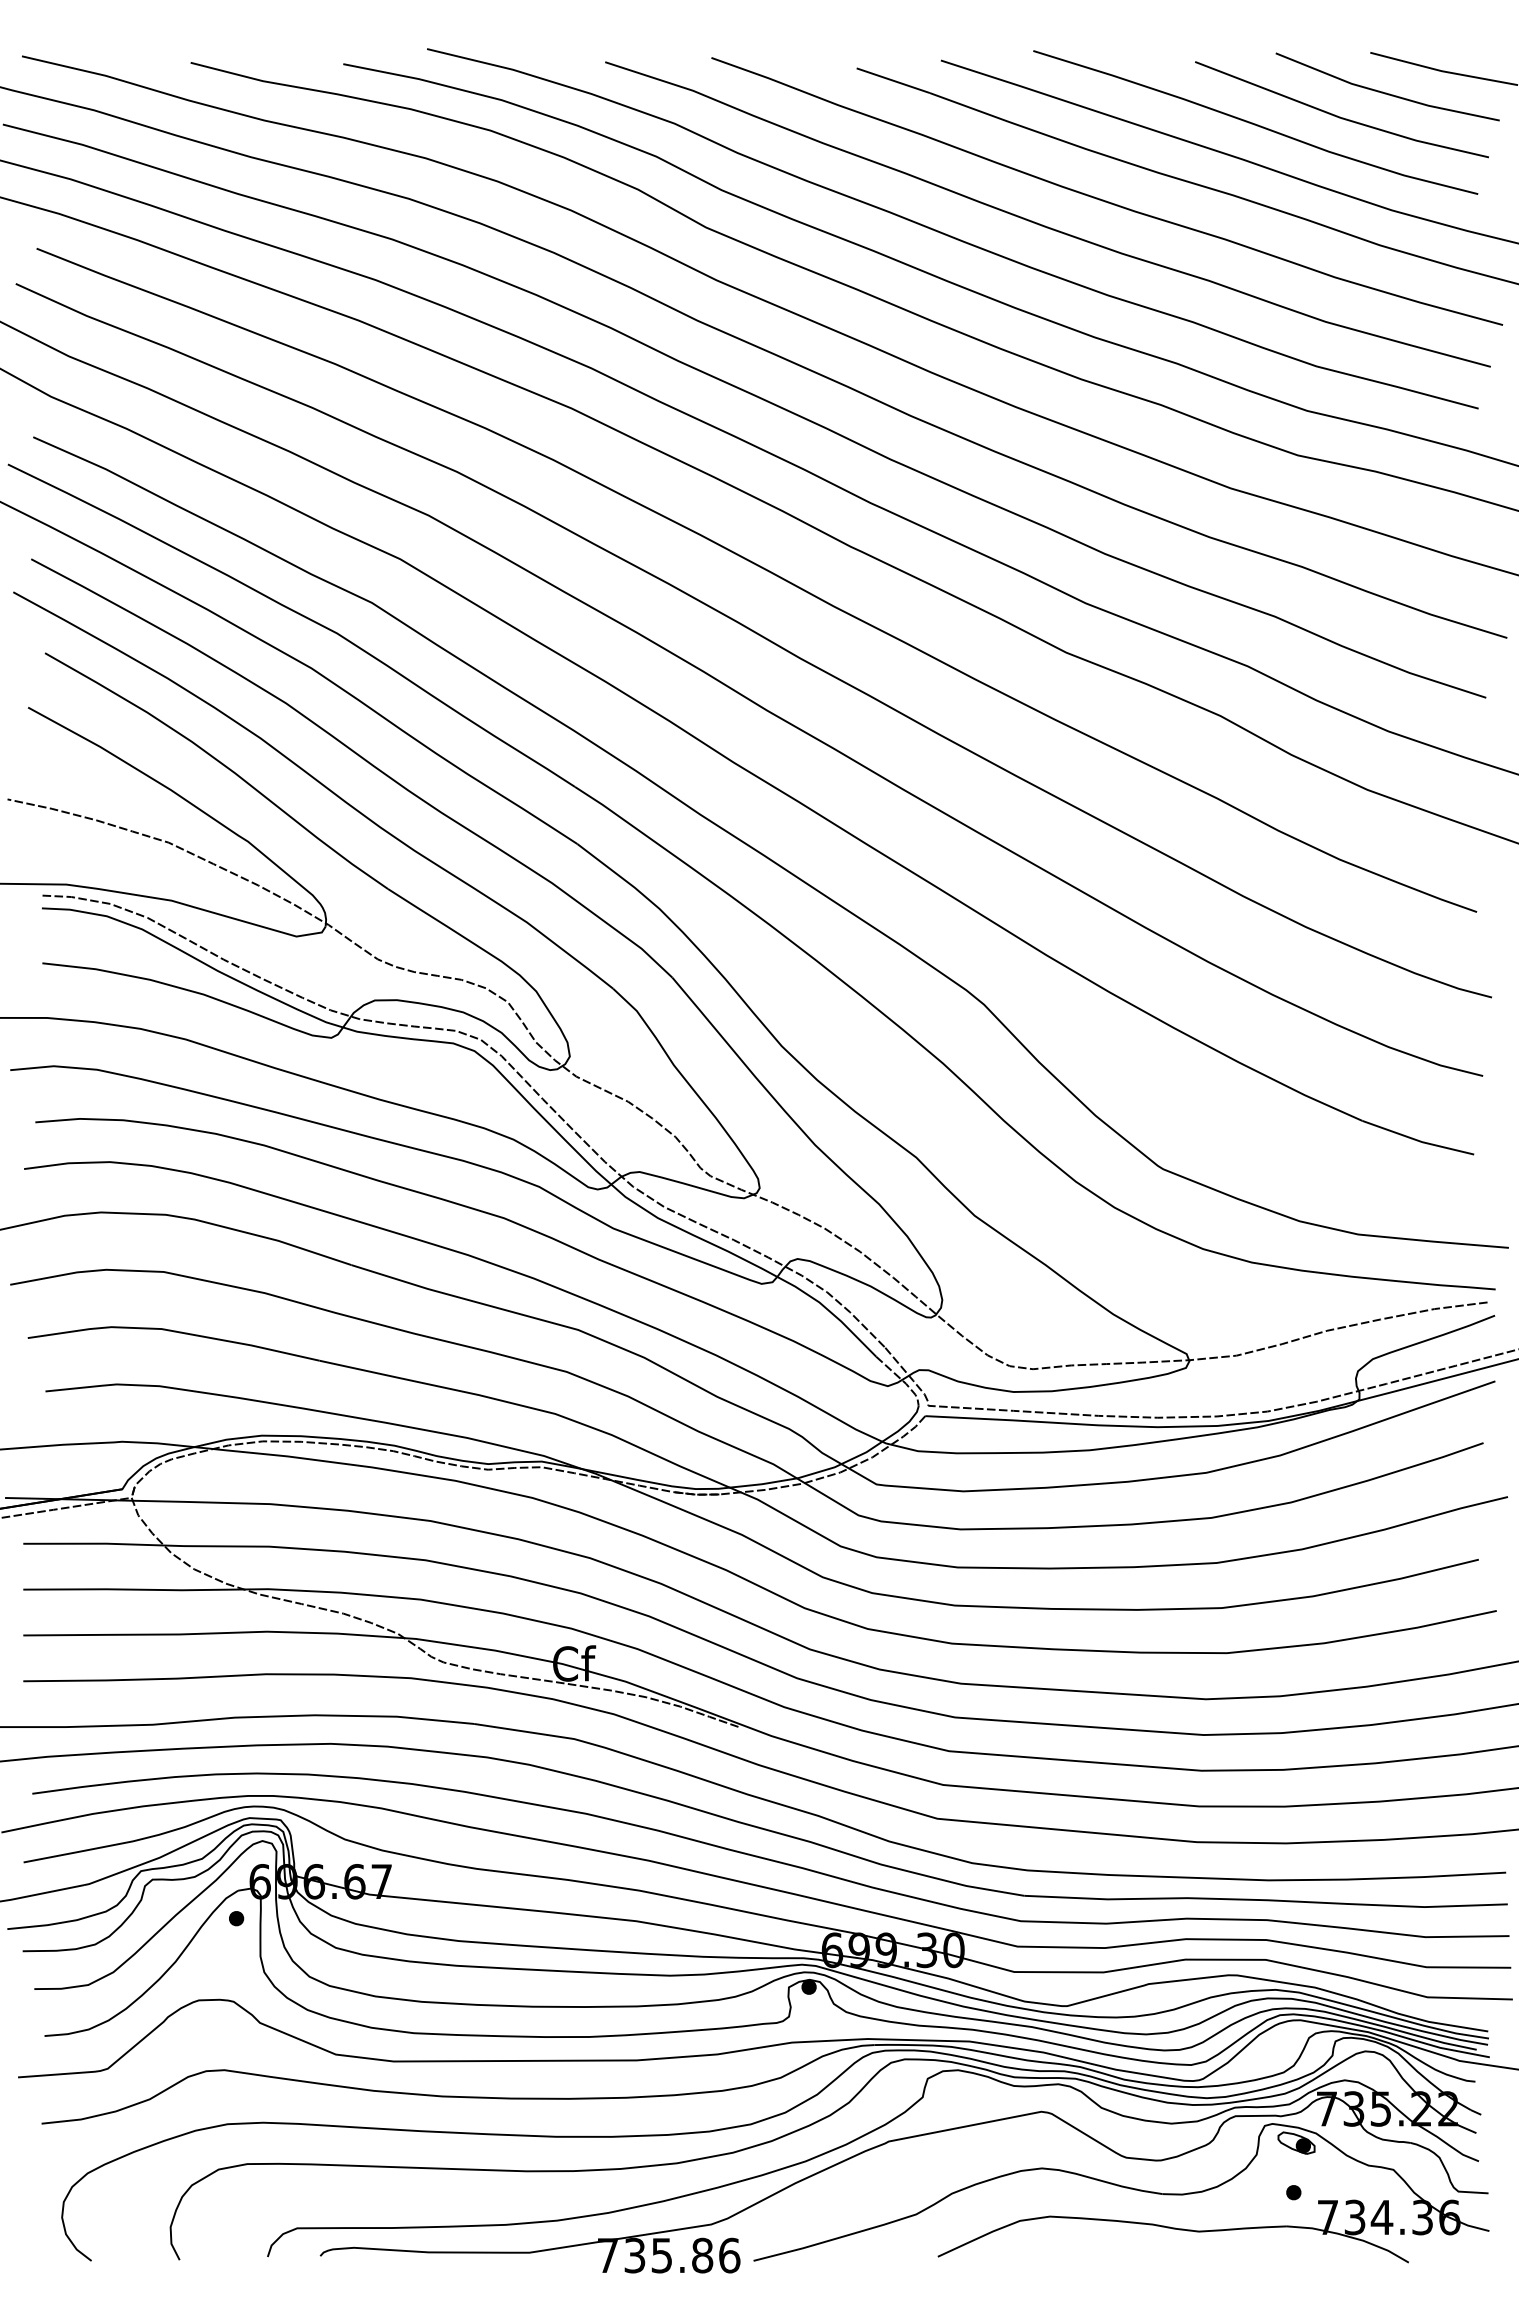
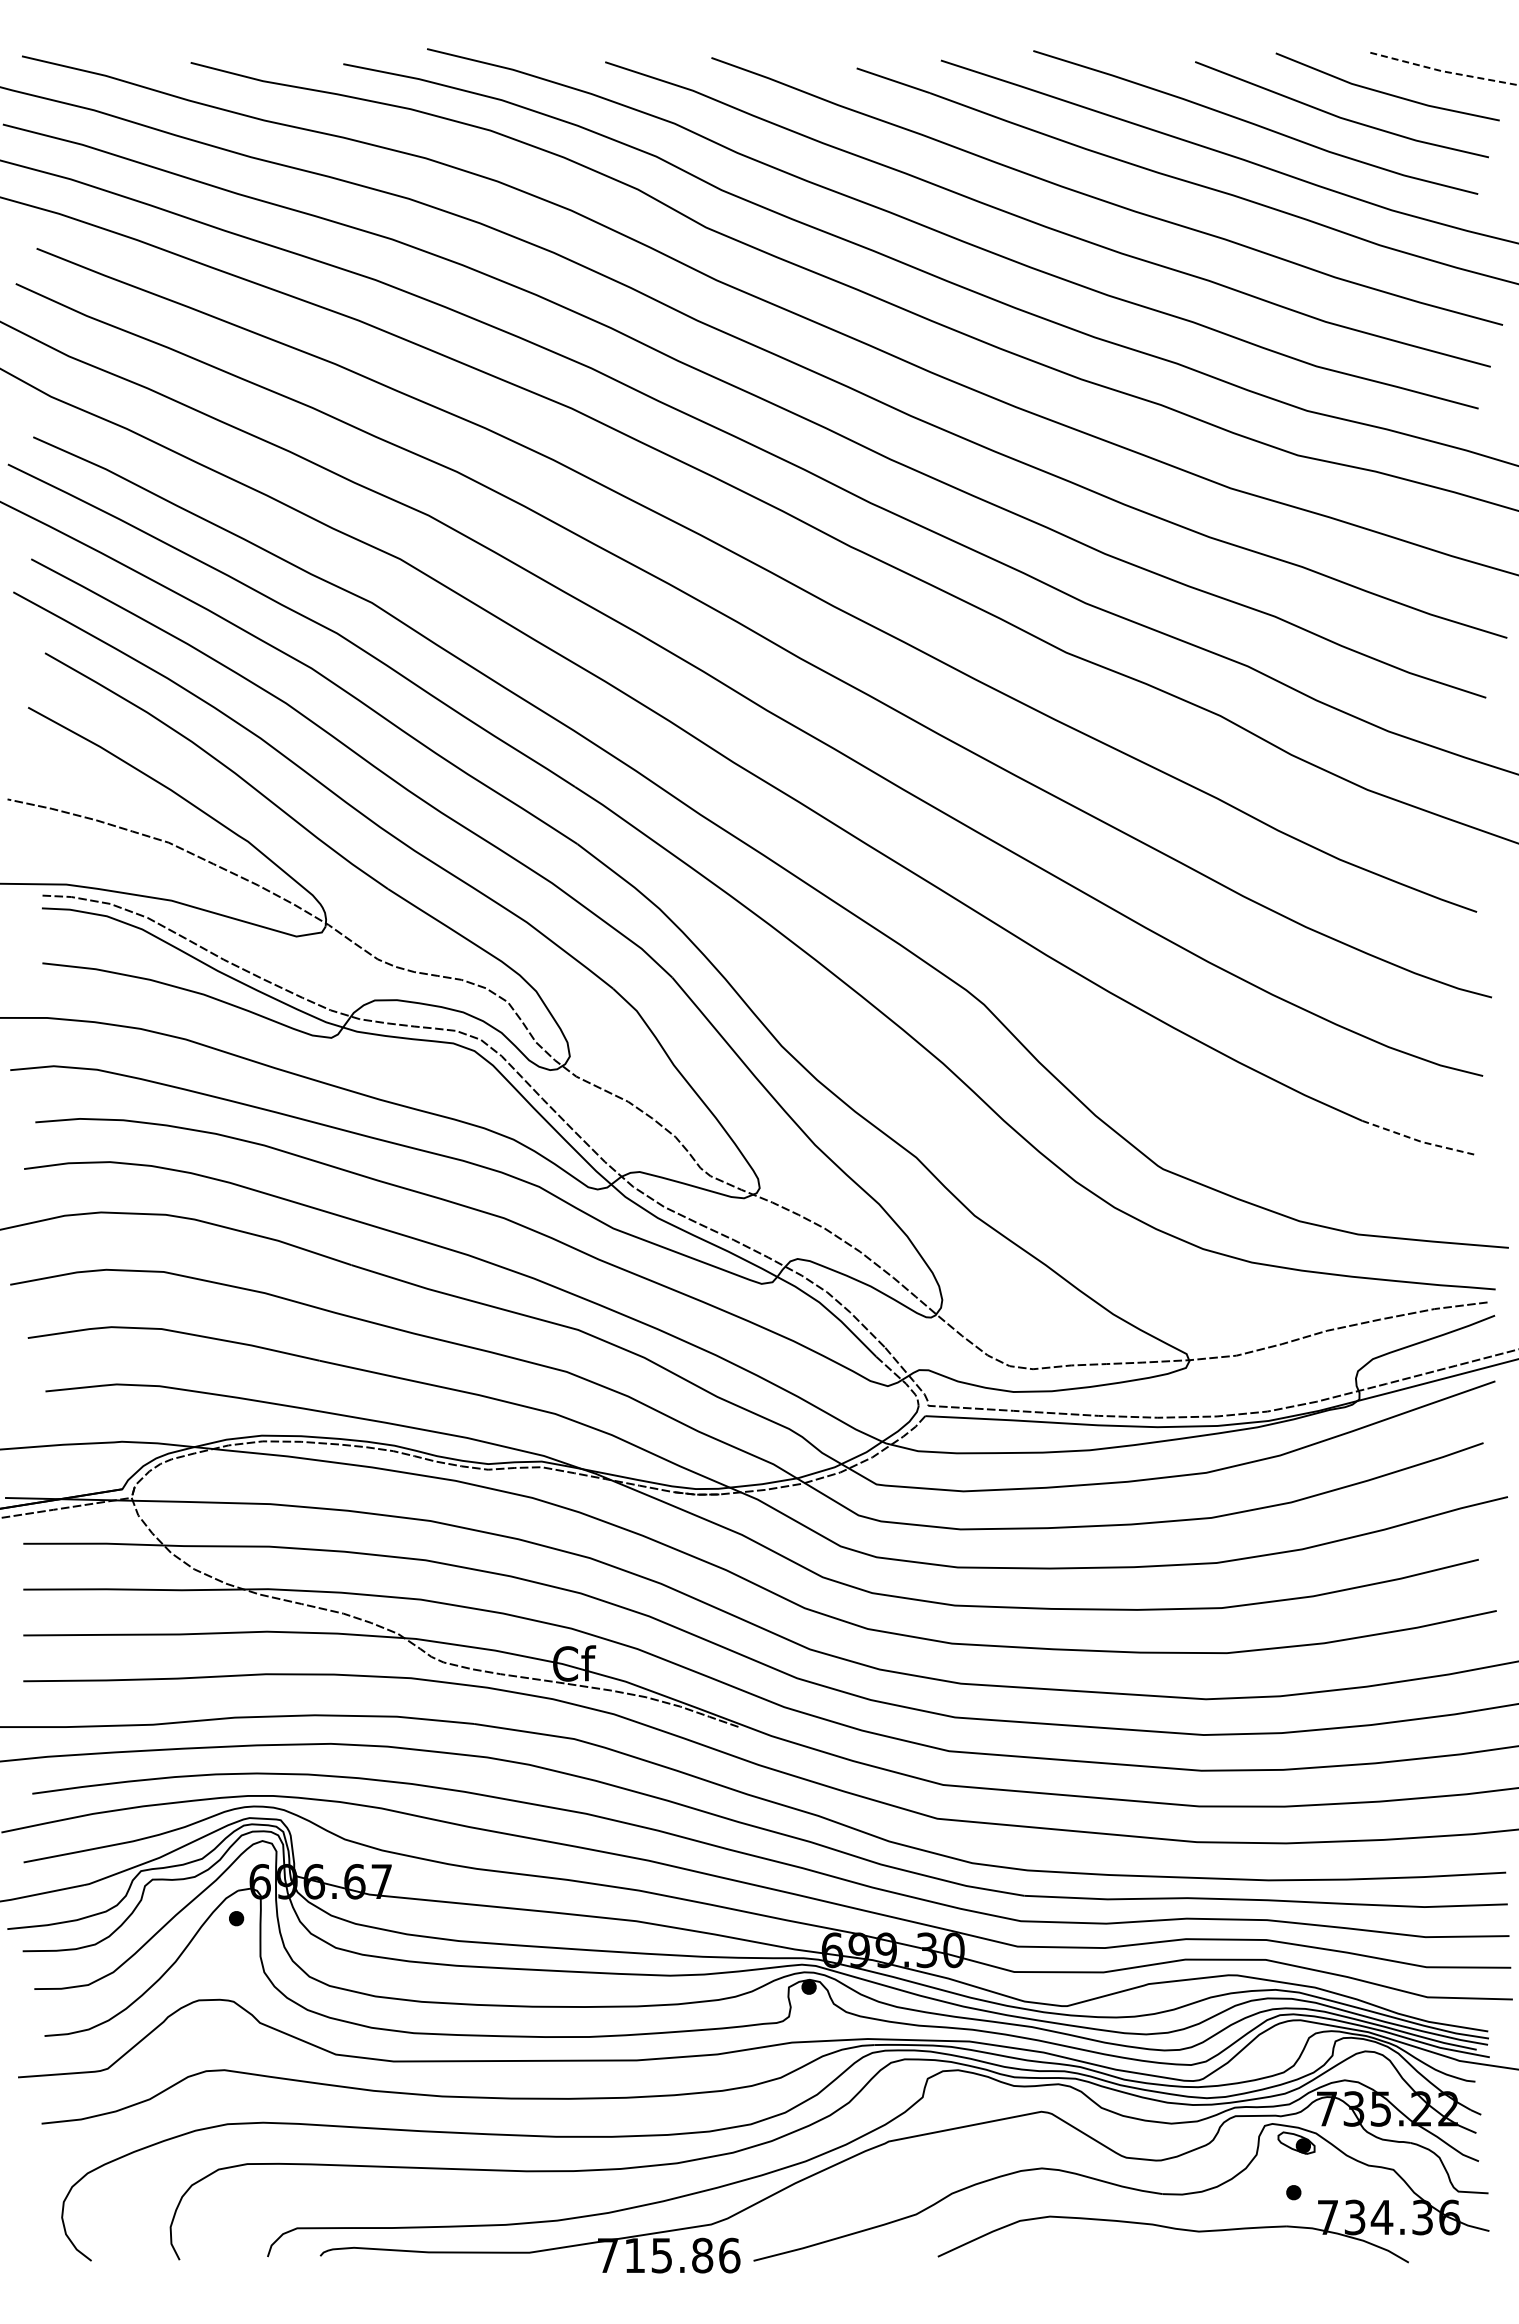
line: solid -> dashed (1443, 71)
line: solid -> dashed (1417, 1140)
text: 735.86 -> 715.86 (634, 2255)
